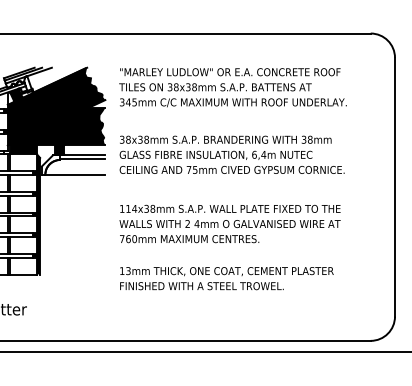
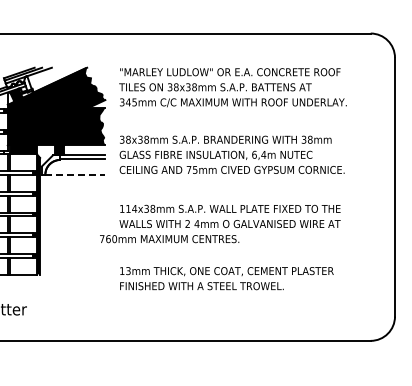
line: solid -> dashed (75, 174)
text position: (189, 239) -> (169, 239) (169, 239)
line: present -> none (205, 352)
